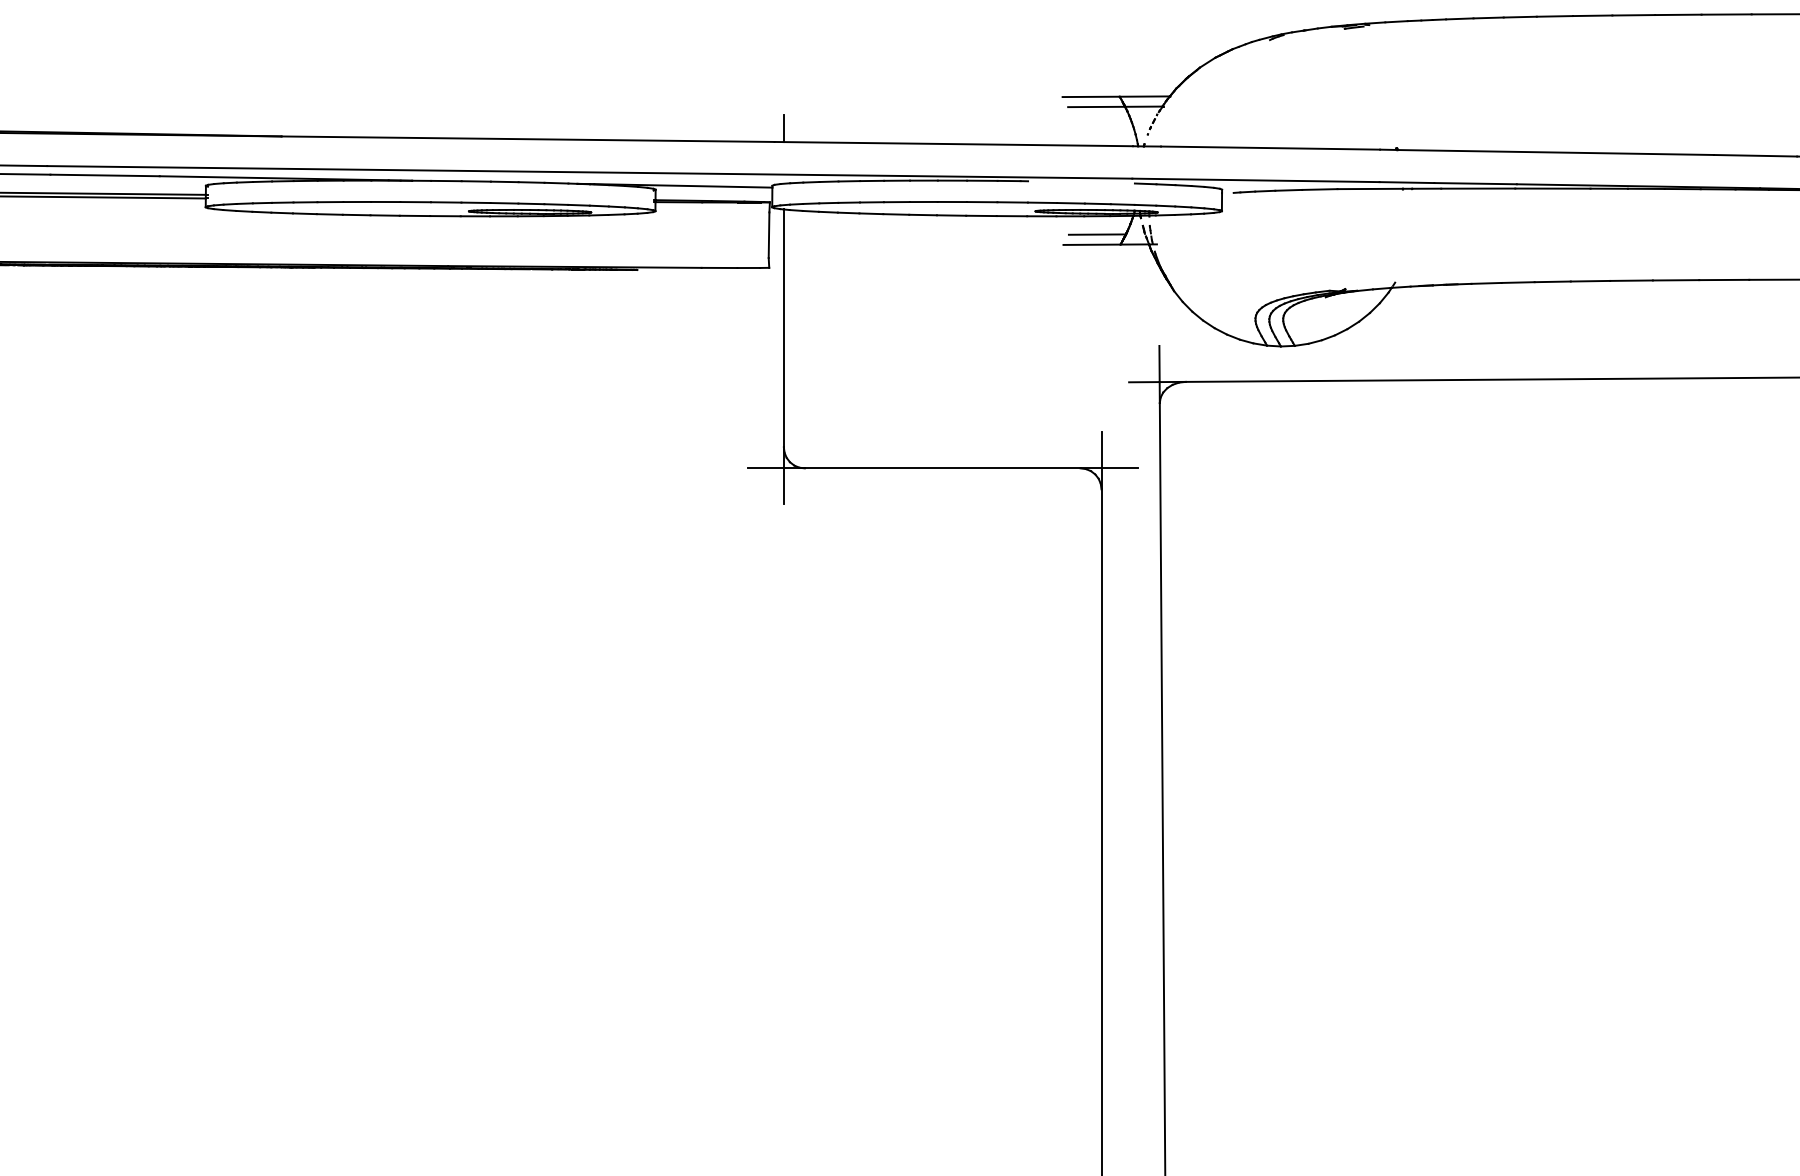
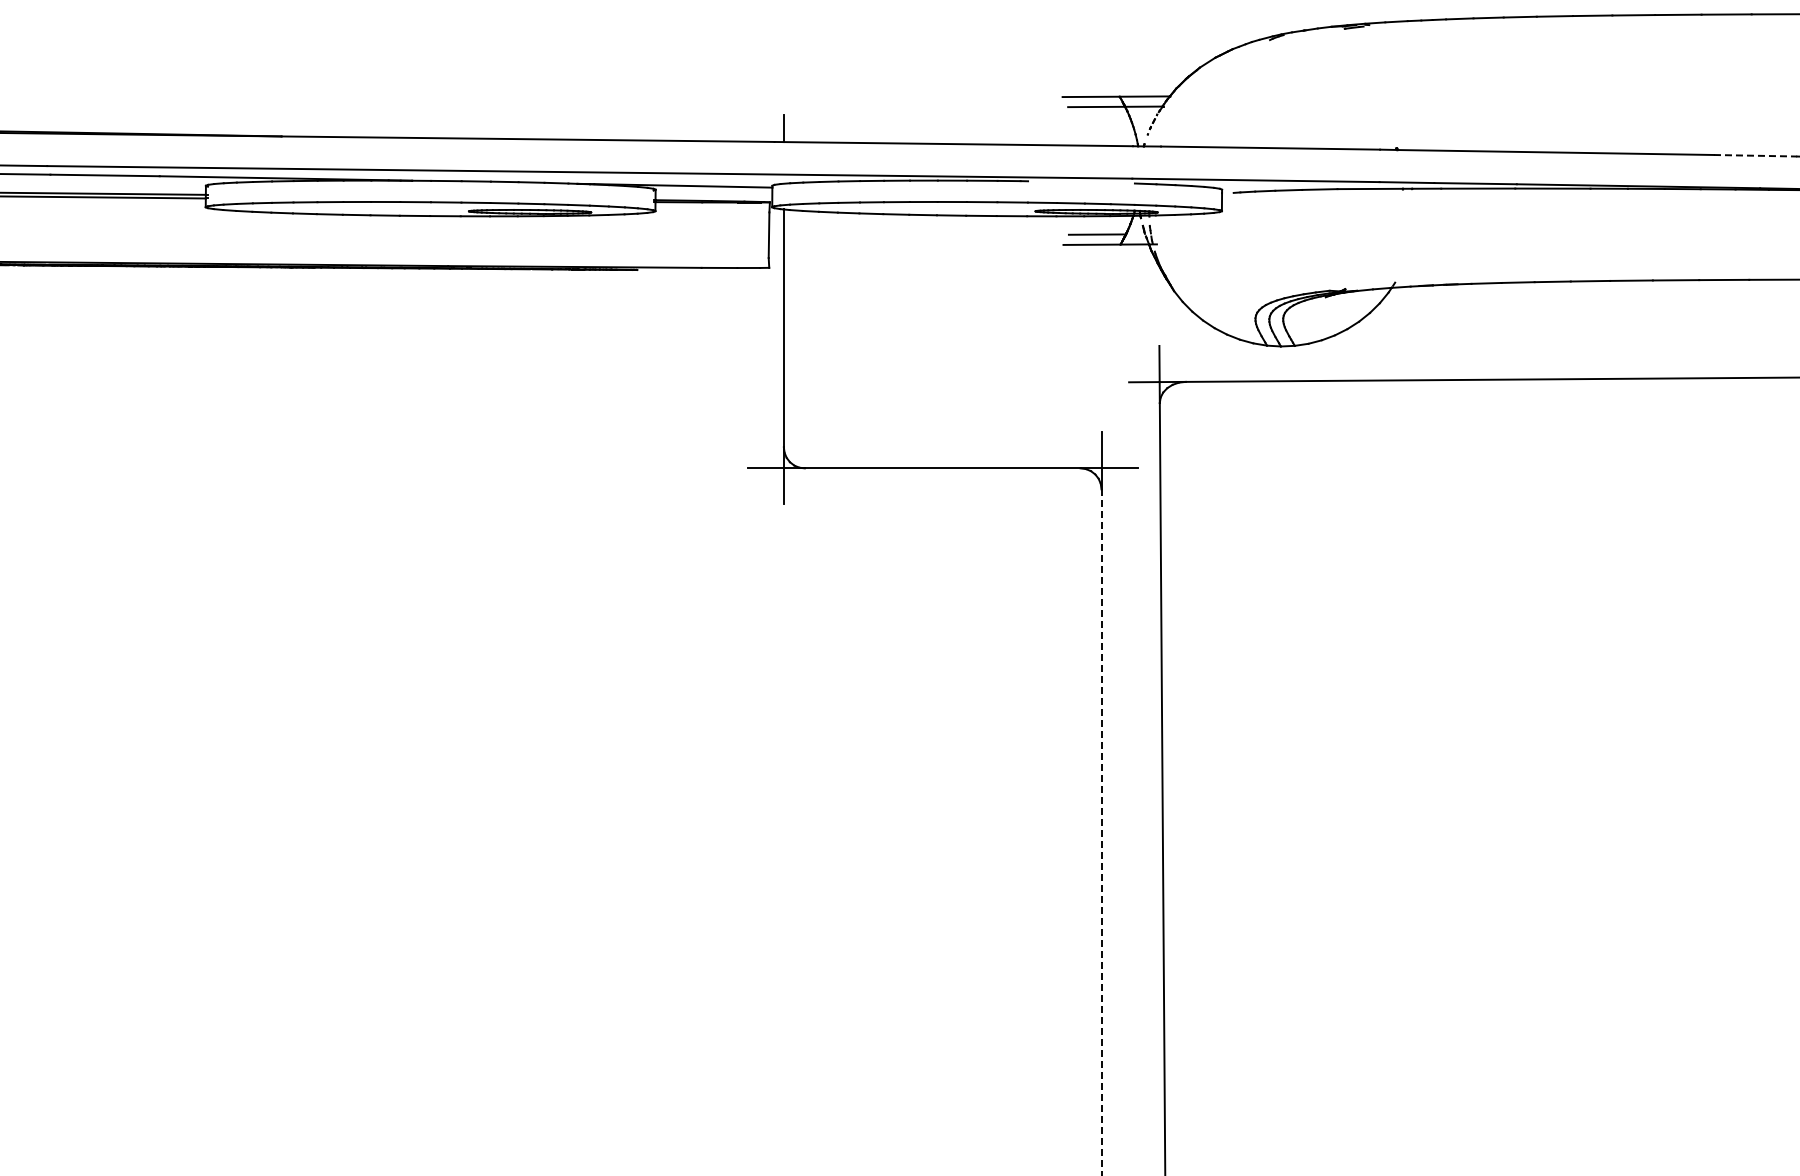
line: solid -> dashed (1755, 155)
line: solid -> dashed (1101, 832)
